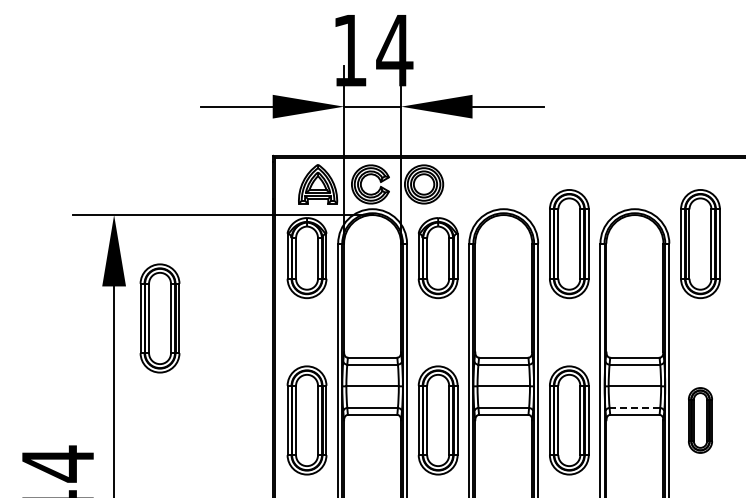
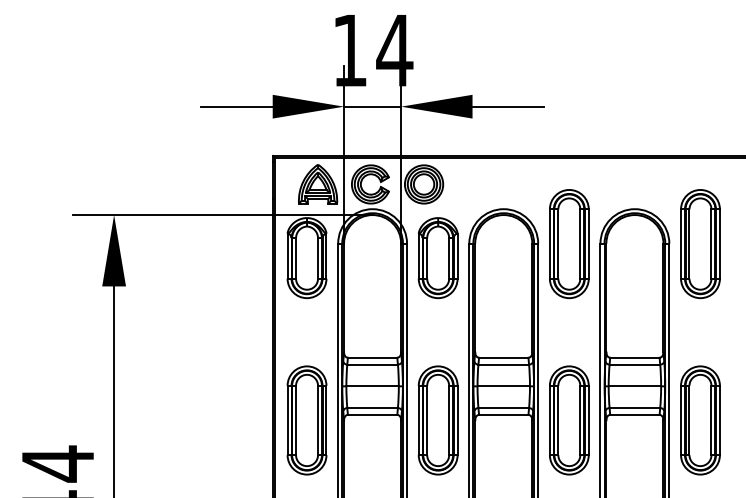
part: present -> none (159, 318)
line: dashed -> solid (634, 408)
part size: 25x67 px -> 41x111 px (700, 420)
